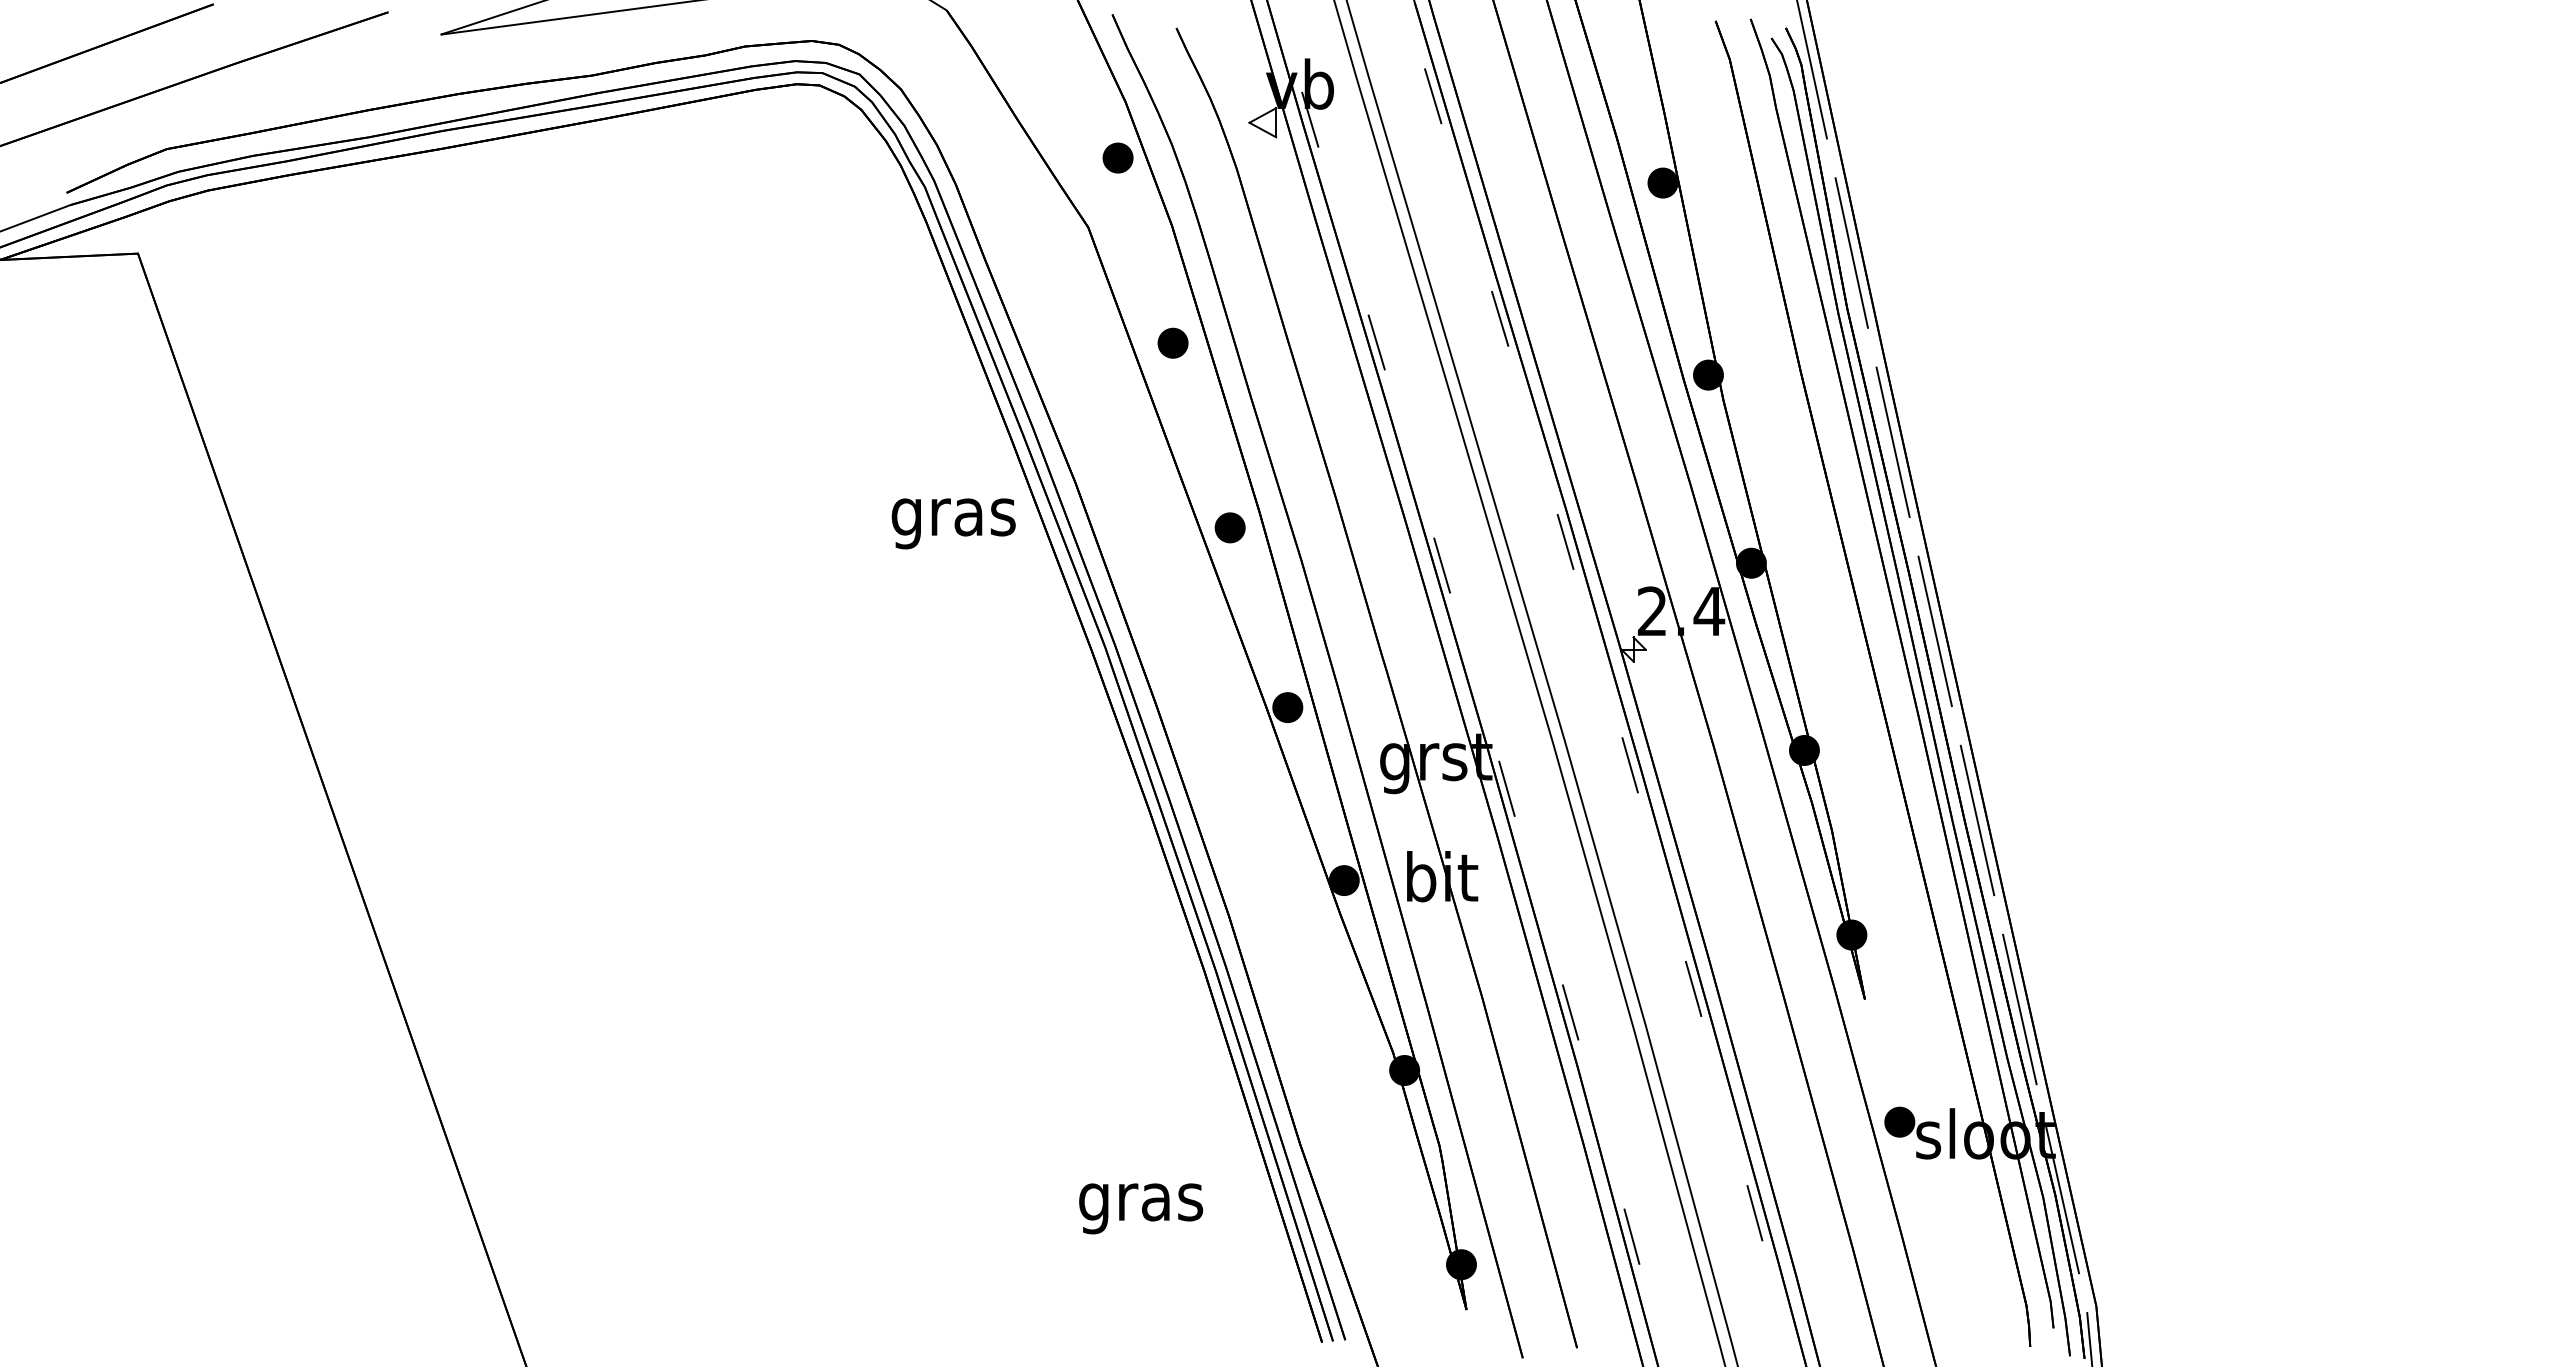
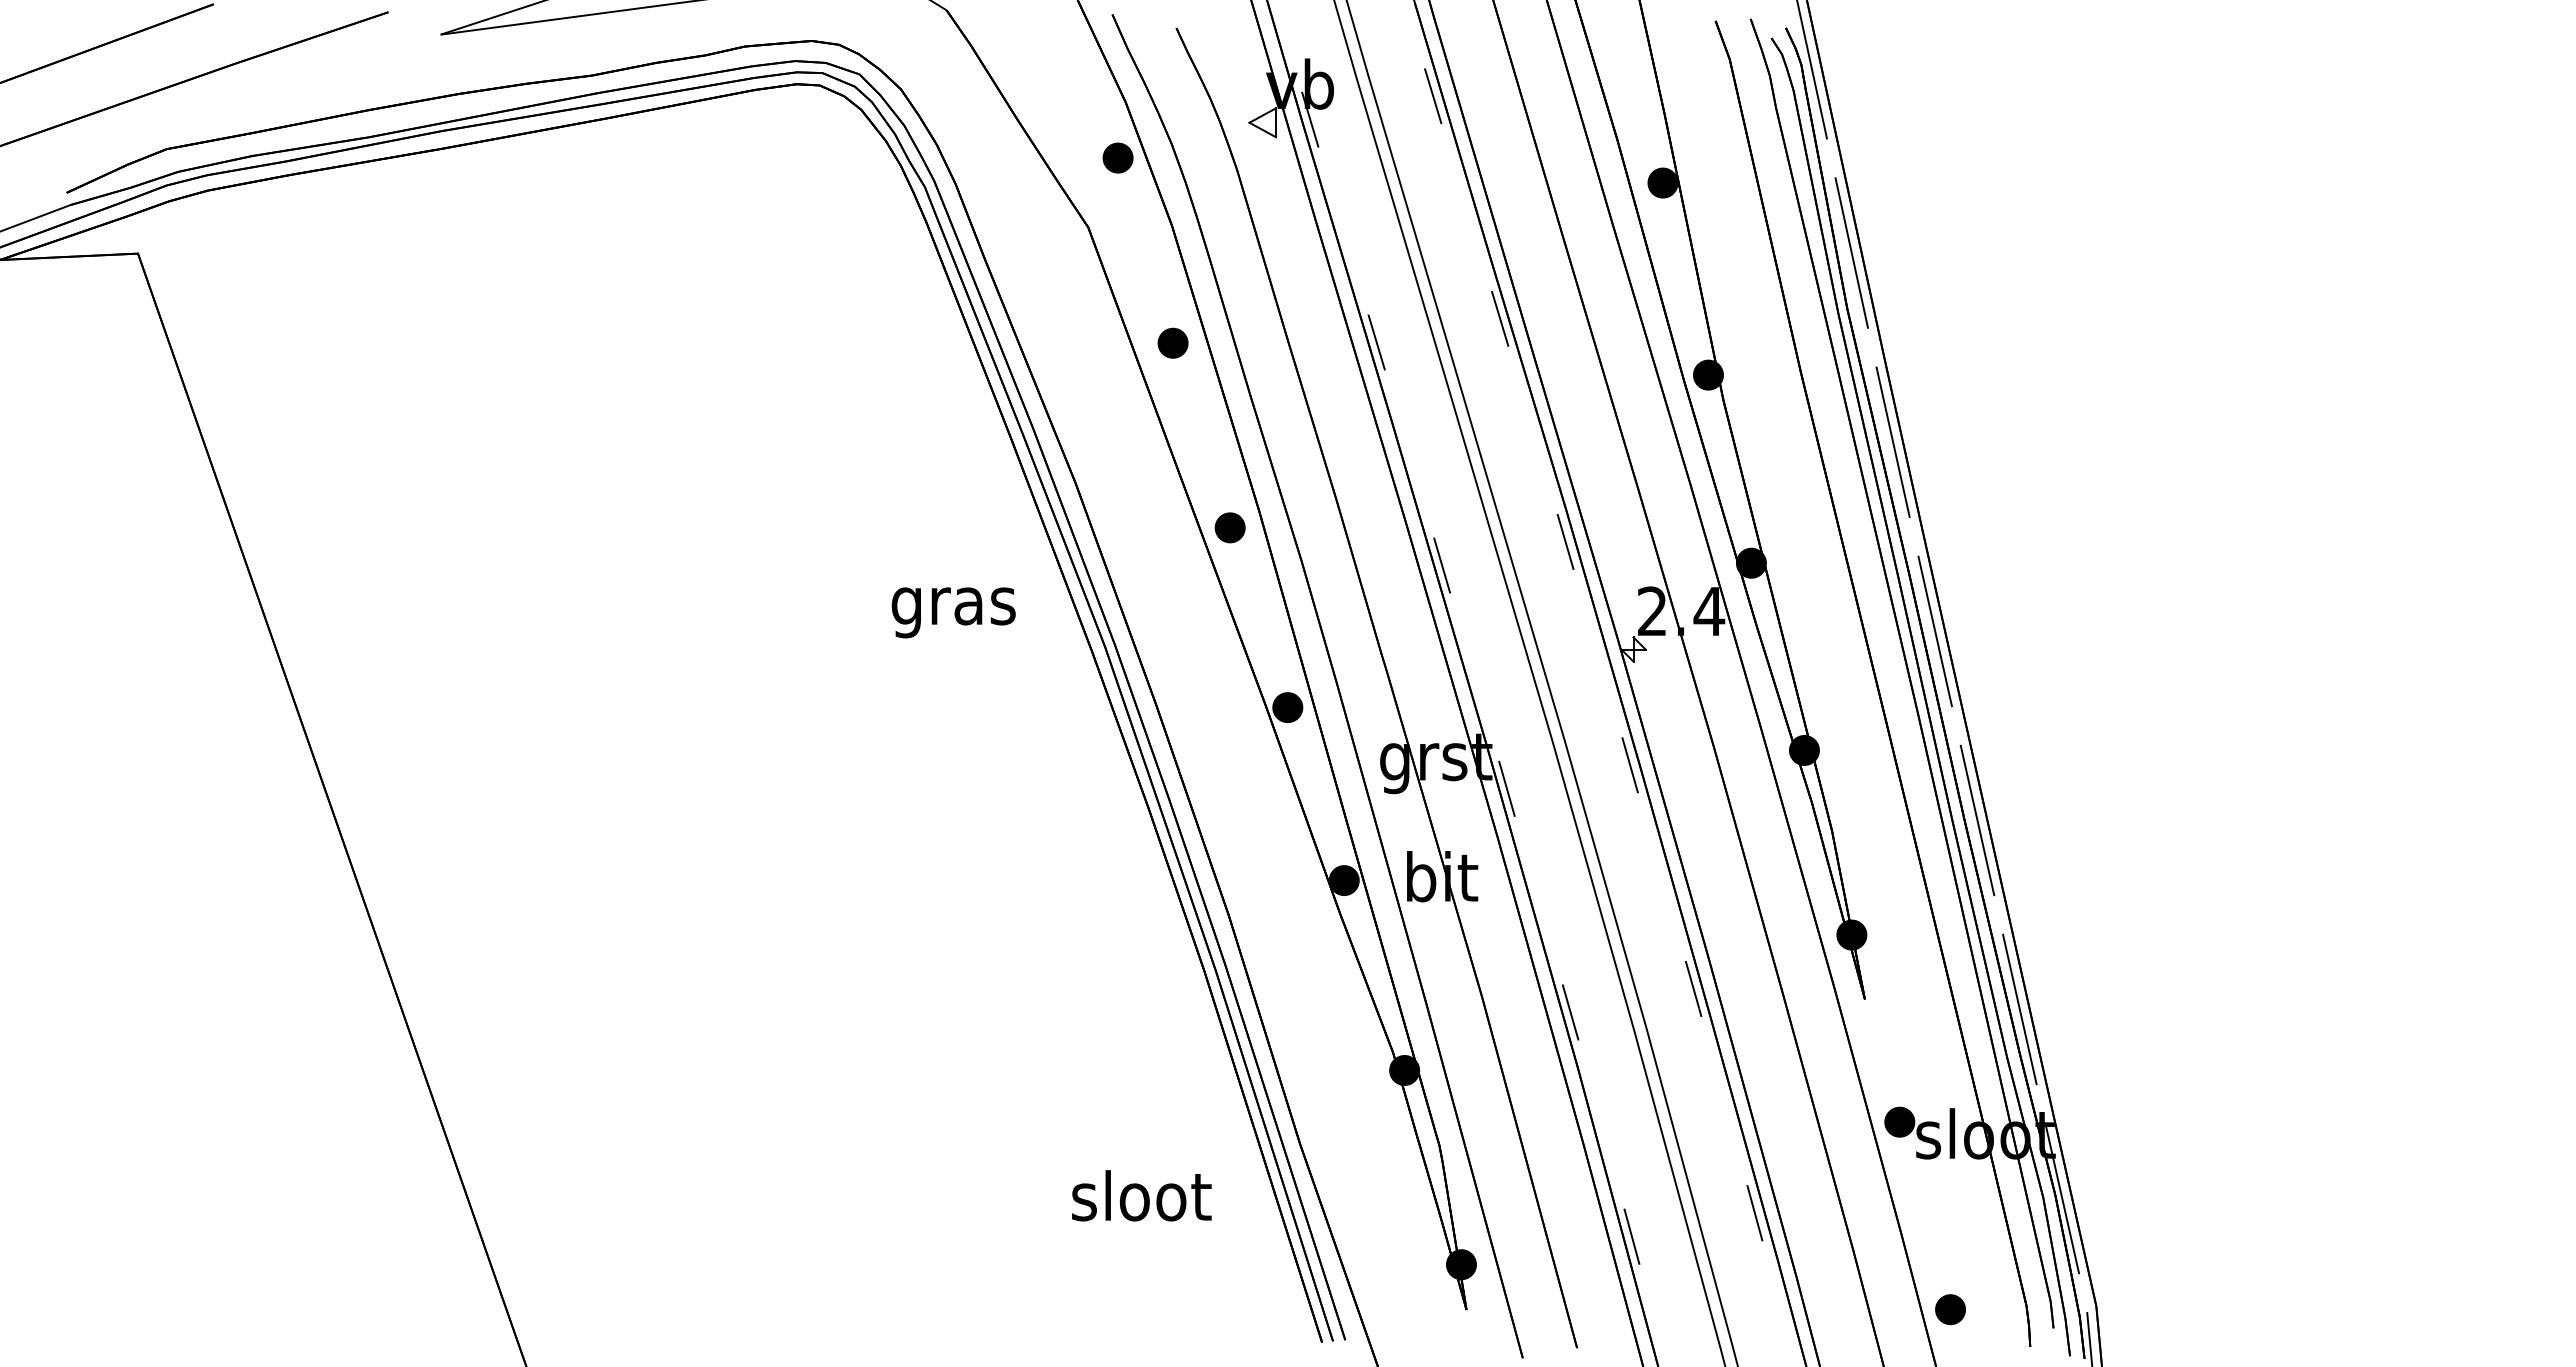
text position: (953, 523) -> (953, 612) (953, 612)
text: gras -> sloot (1141, 1202)
part: none -> present (1950, 1309)
